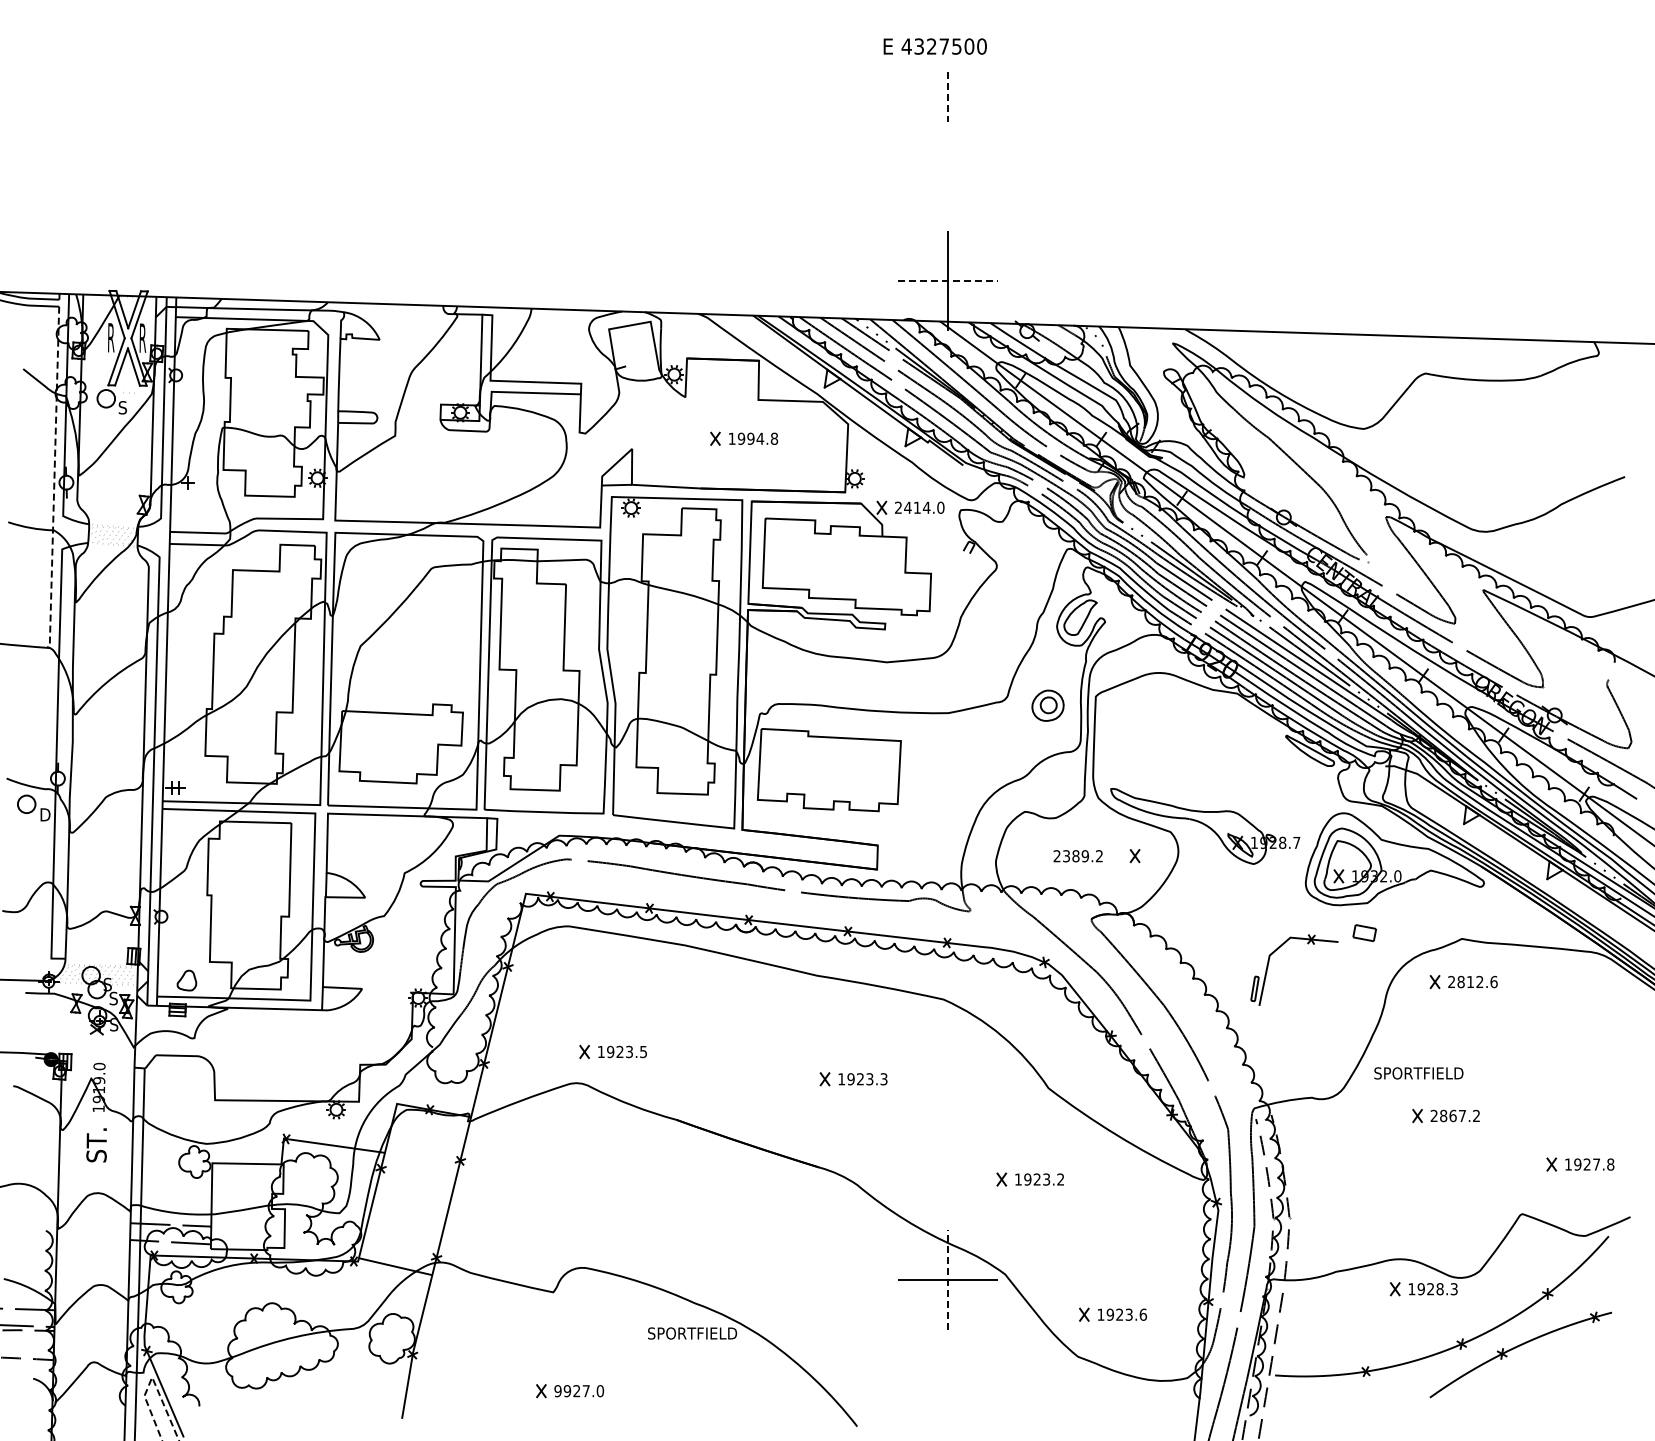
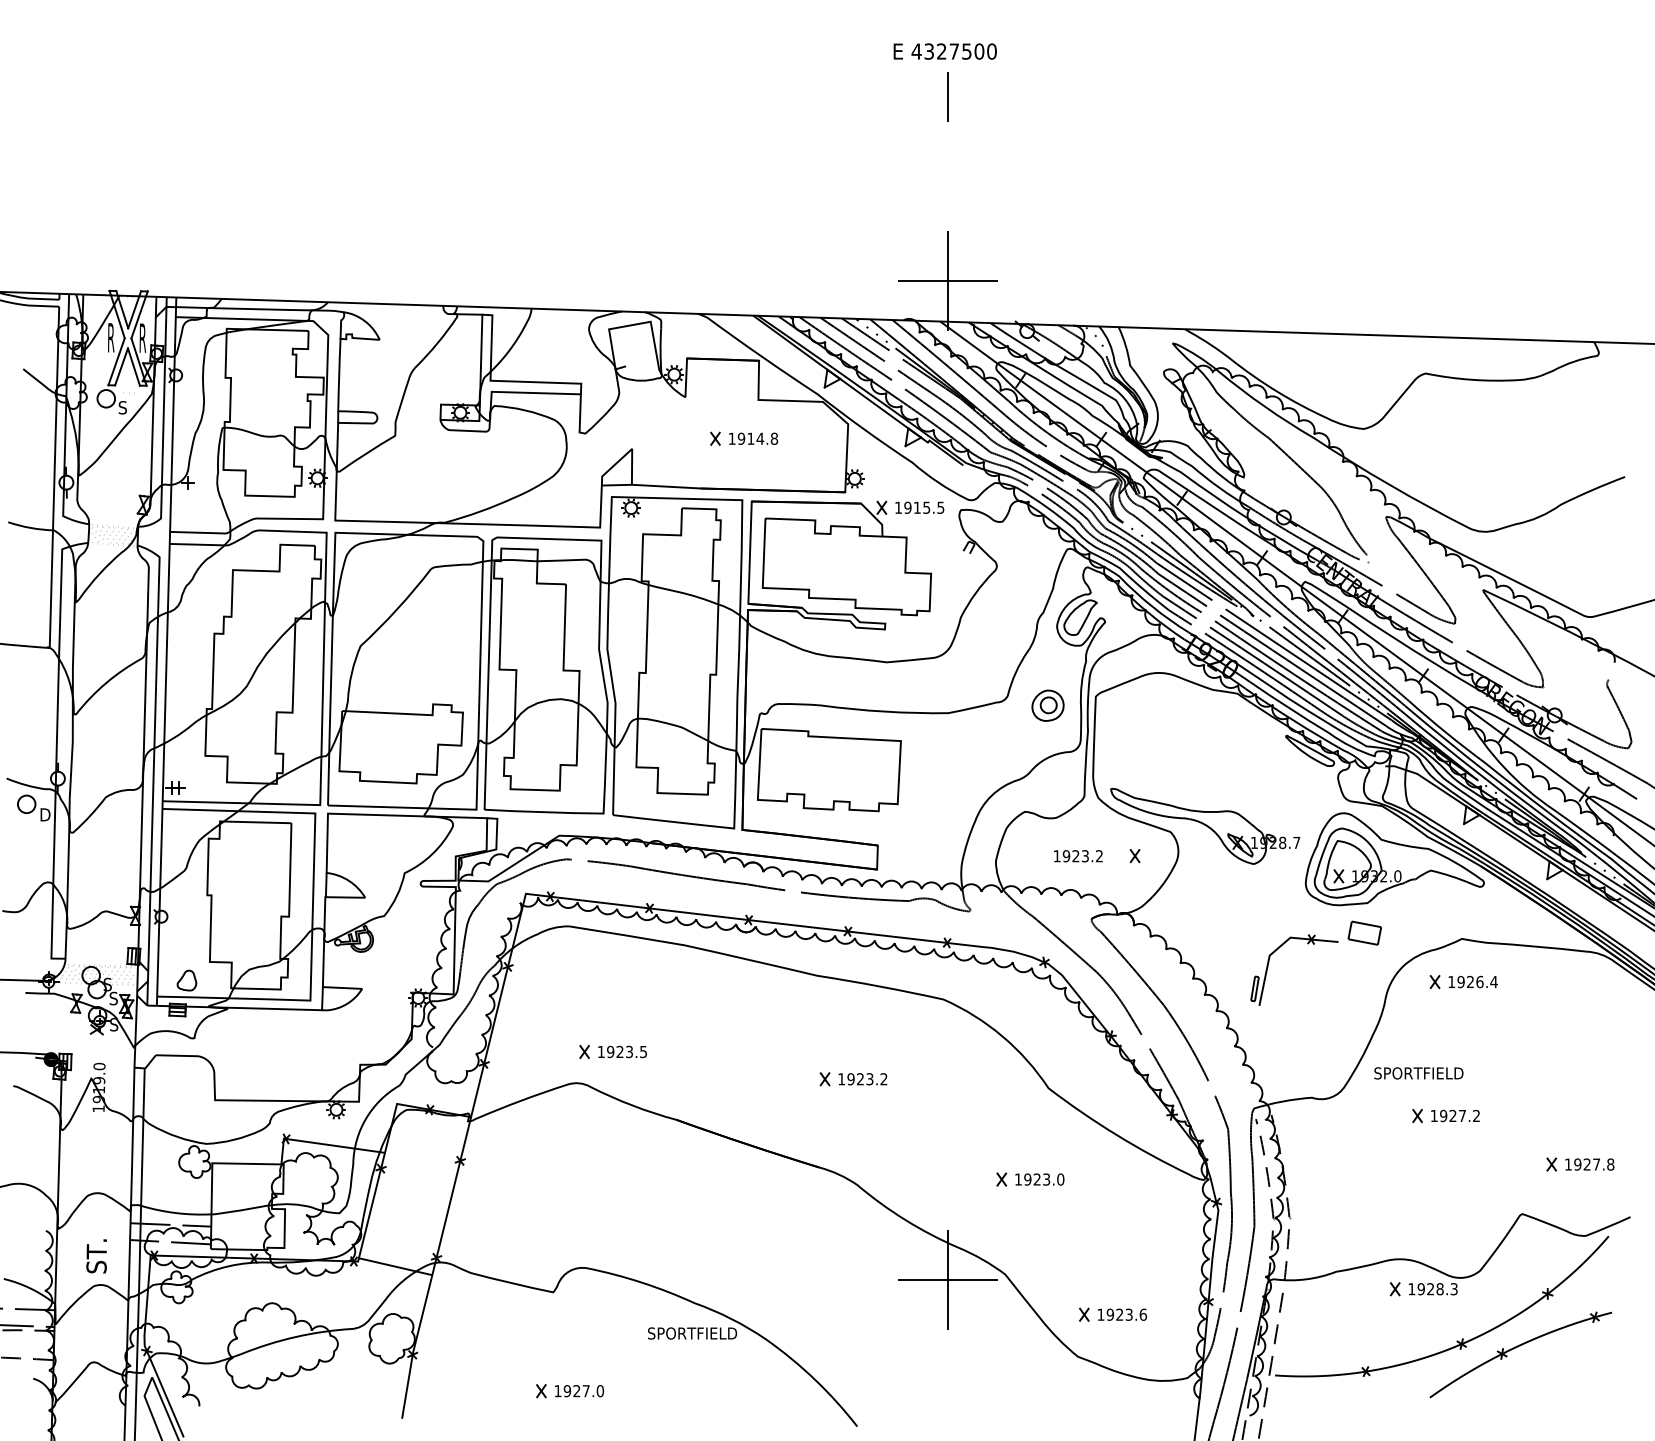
text position: (934, 46) -> (944, 51) (944, 51)
line: dashed -> solid (947, 96)
line: dashed -> solid (947, 281)
text: 1994.8 -> 1914.8 (750, 438)
line: dashed -> solid (54, 477)
text: 2414.0 -> 1915.5 (919, 507)
text: 2389.2 -> 1923.2 (1070, 856)
part size: 25x19 px -> 35x26 px (1364, 932)
text: 2812.6 -> 1926.4 (1472, 981)
text: 1923.3 -> 1923.2 (883, 1079)
text: 2867.2 -> 1927.2 (1443, 1115)
text position: (96, 1145) -> (96, 1256) (96, 1256)
text: 1923.2 -> 1923.0 (1060, 1179)
line: dashed -> solid (947, 1279)
line: dashed -> solid (152, 1377)
text: 9927.0 -> 1927.0 (557, 1391)
